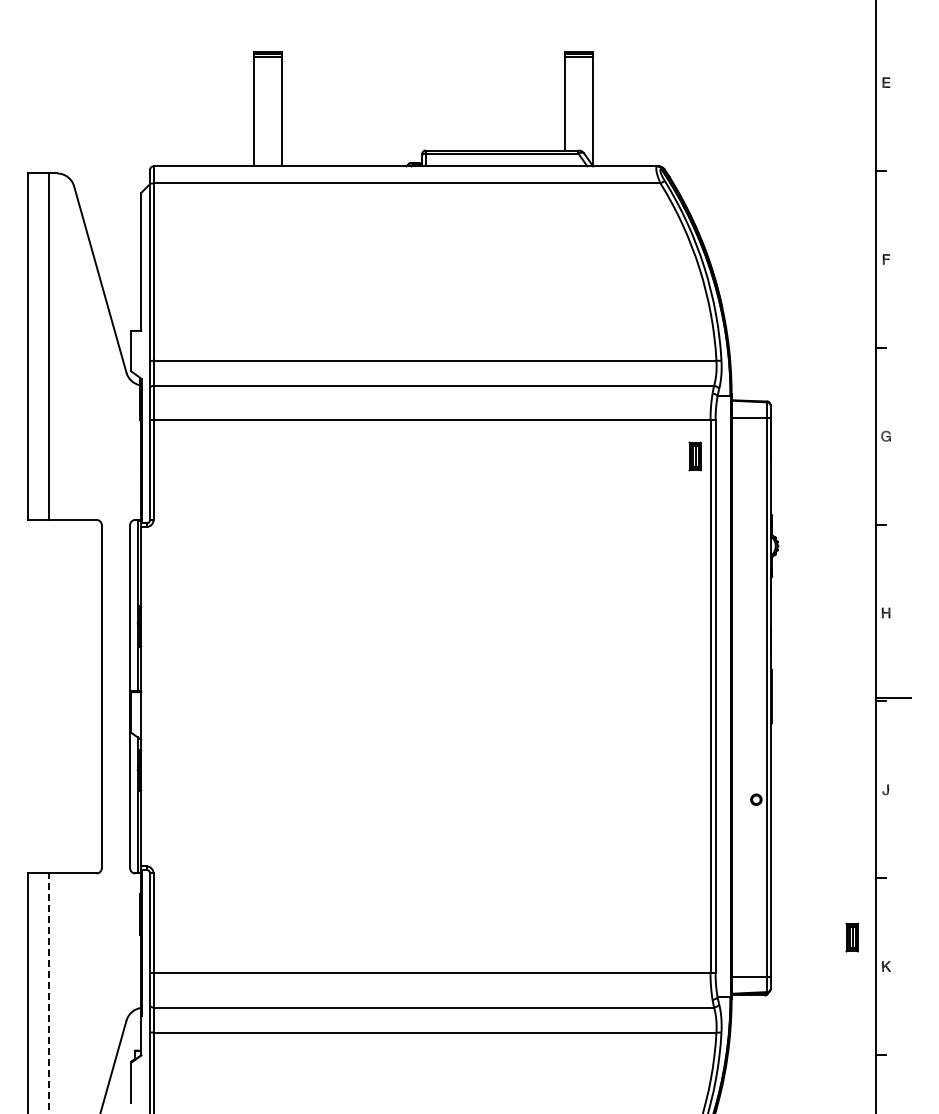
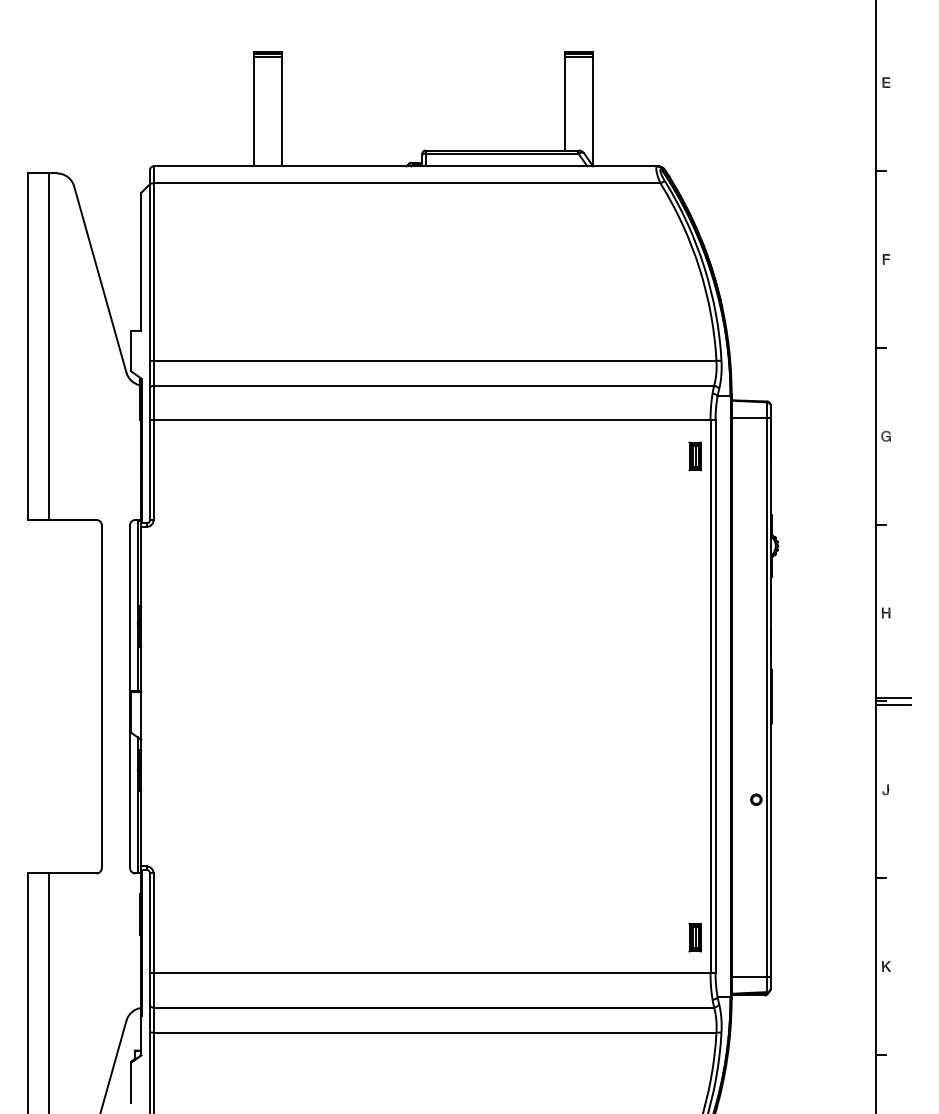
line: none -> present (892, 704)
part position: (851, 937) -> (694, 937) (694, 937)
line: dashed -> solid (49, 993)
